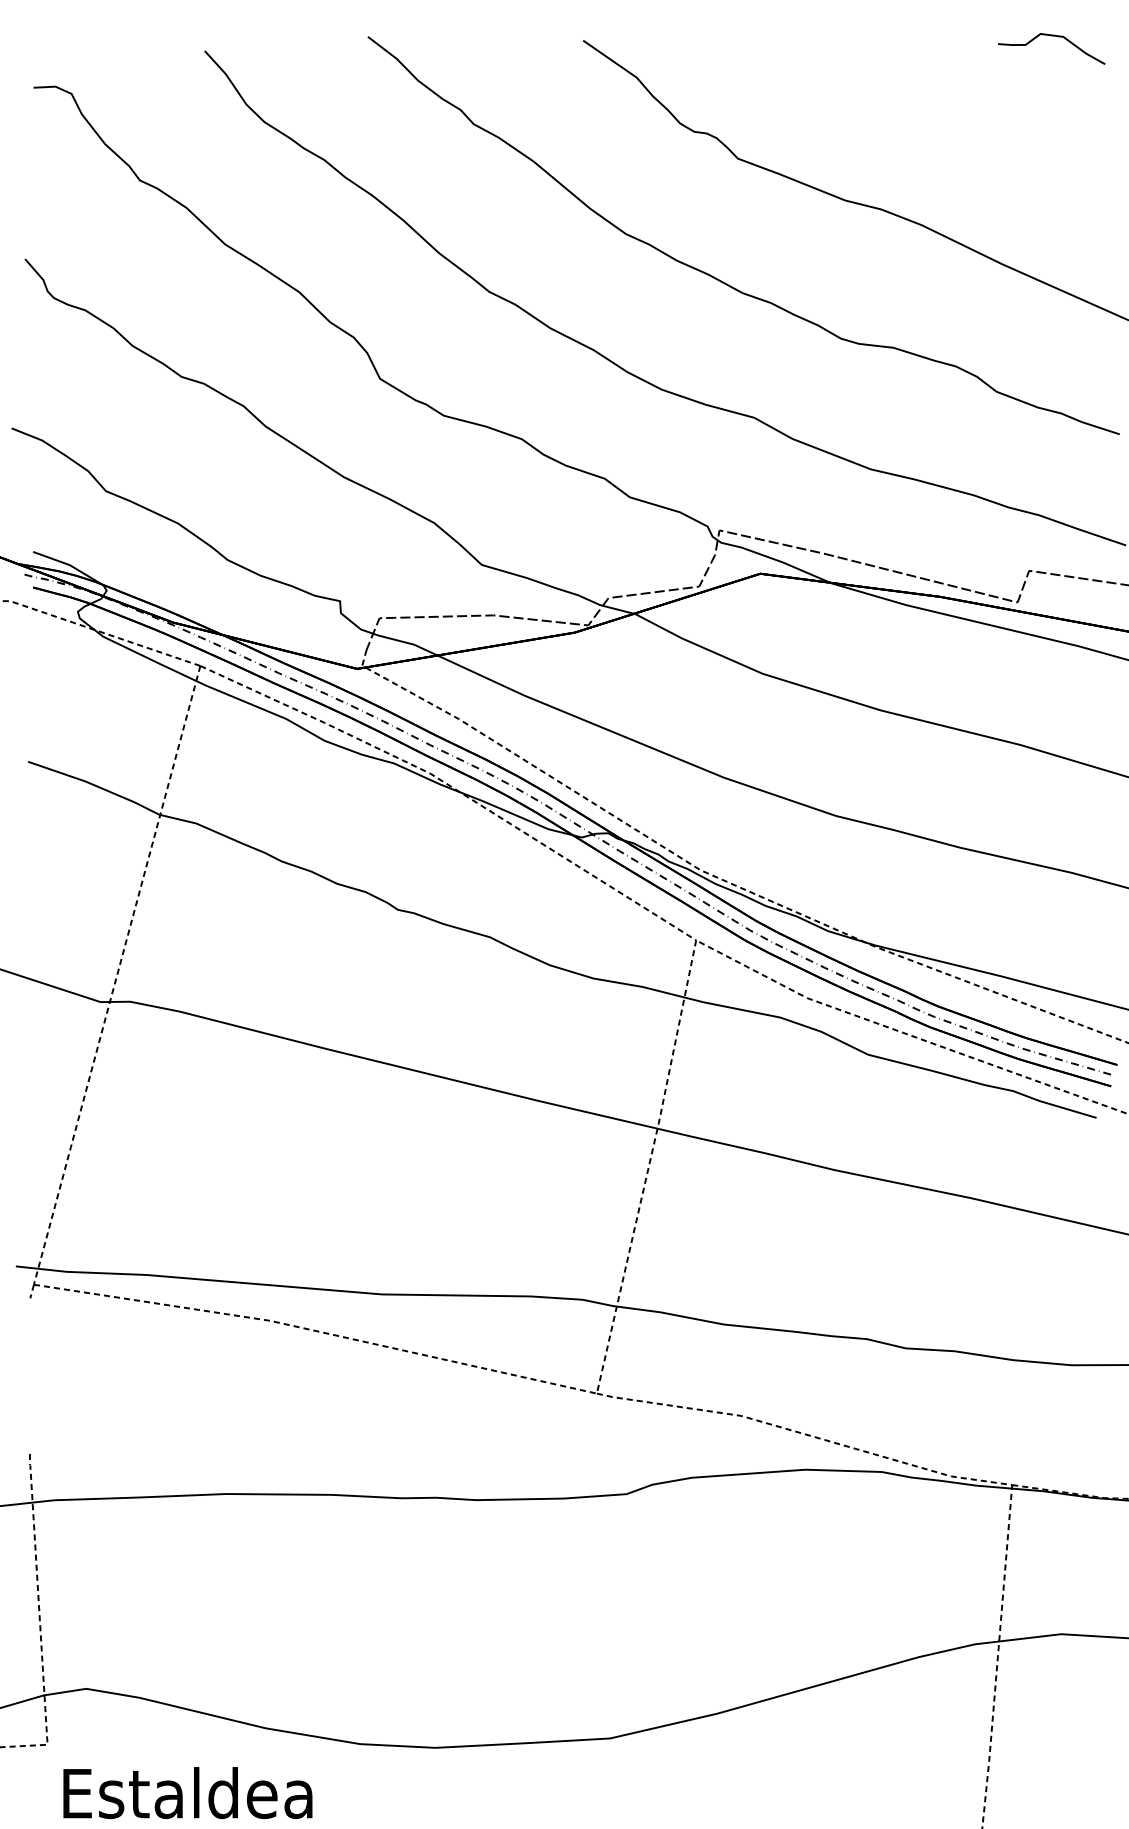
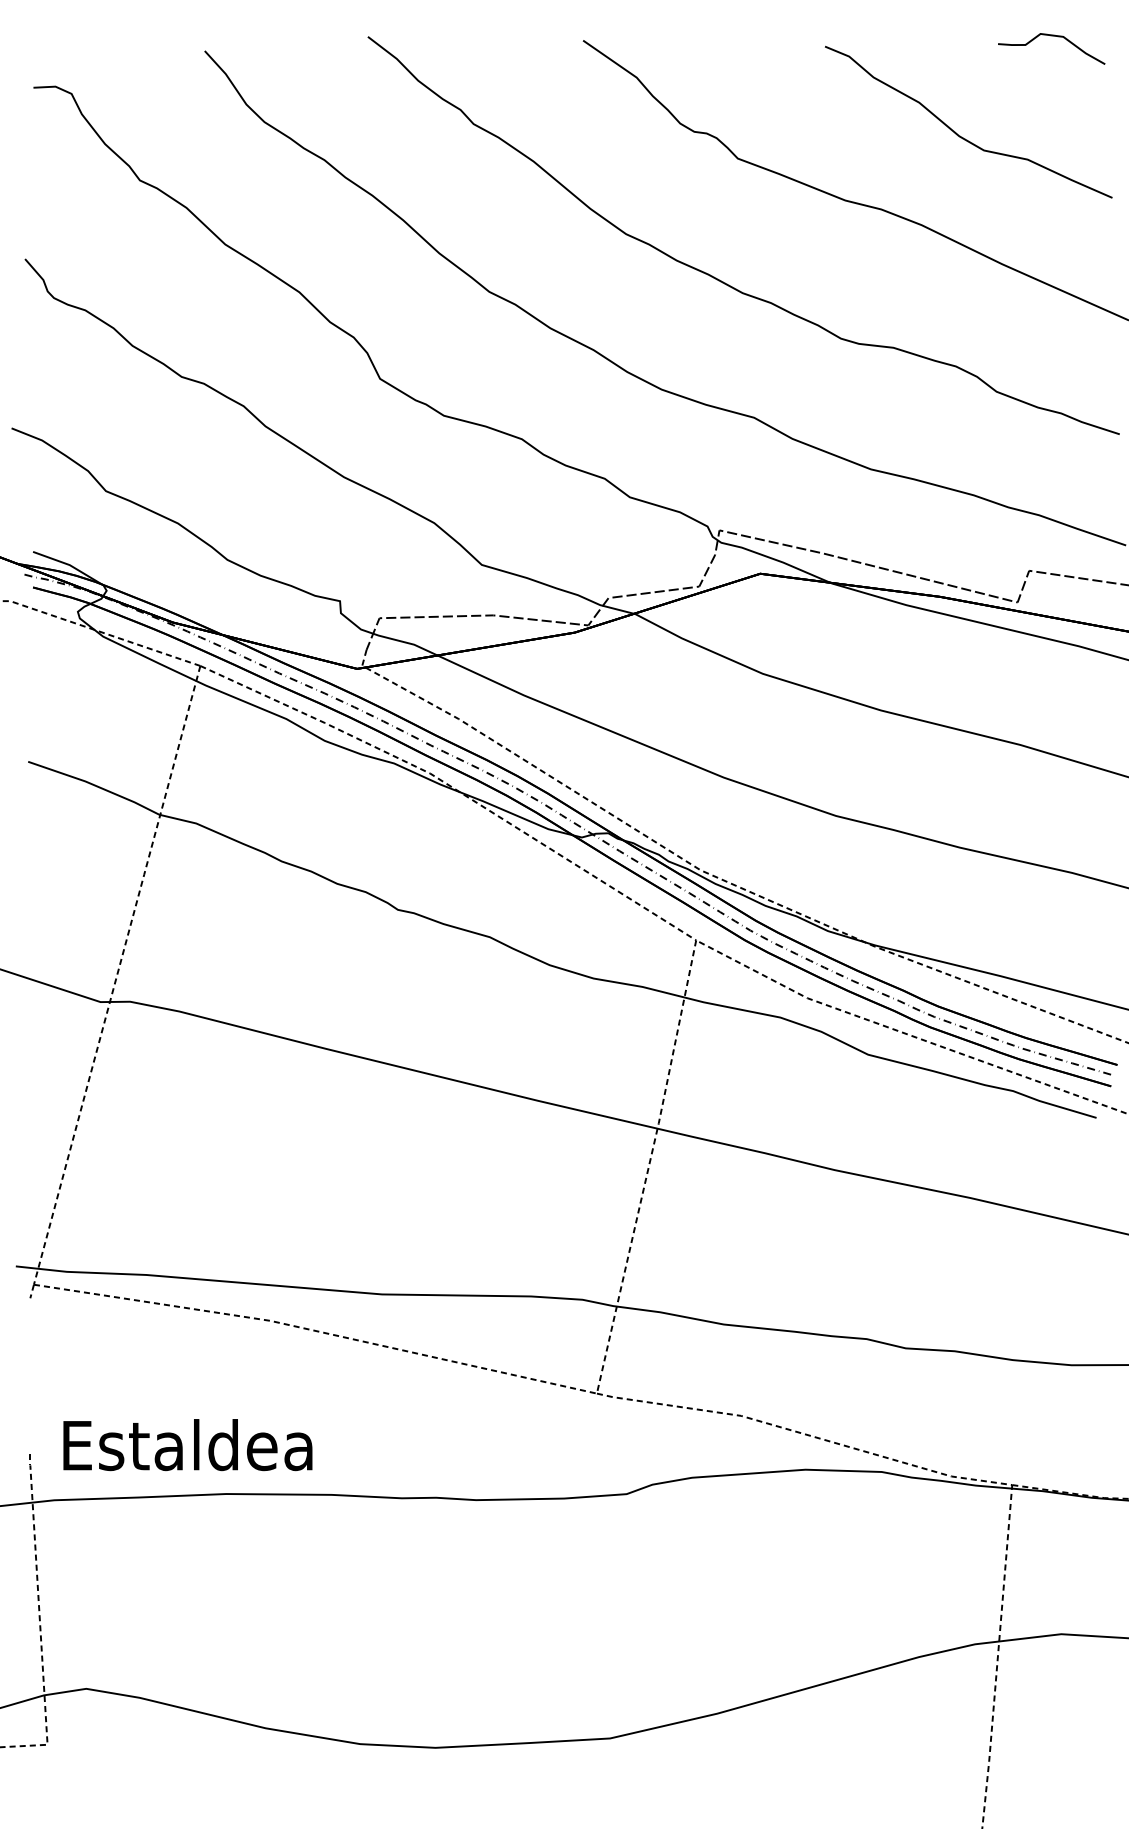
curve: none -> present (960, 135)
text position: (187, 1793) -> (187, 1445) (187, 1445)
